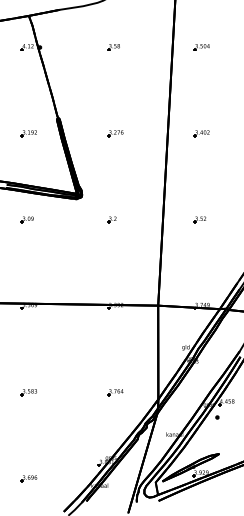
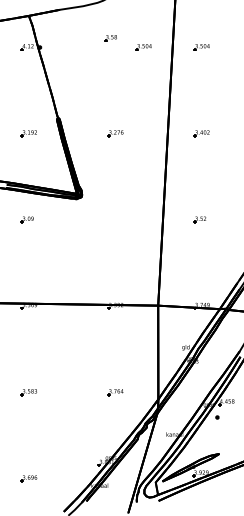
part position: (113, 47) -> (110, 38) (110, 38)
part: none -> present (143, 47)
part: present -> none (111, 219)
